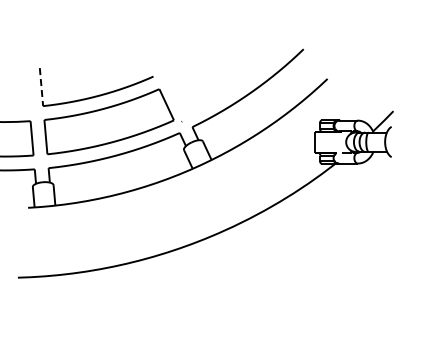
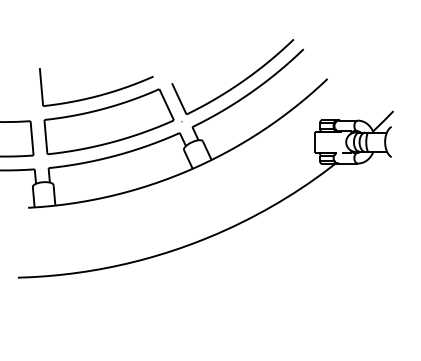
part: none -> present (236, 84)
line: dashed -> solid (41, 87)
